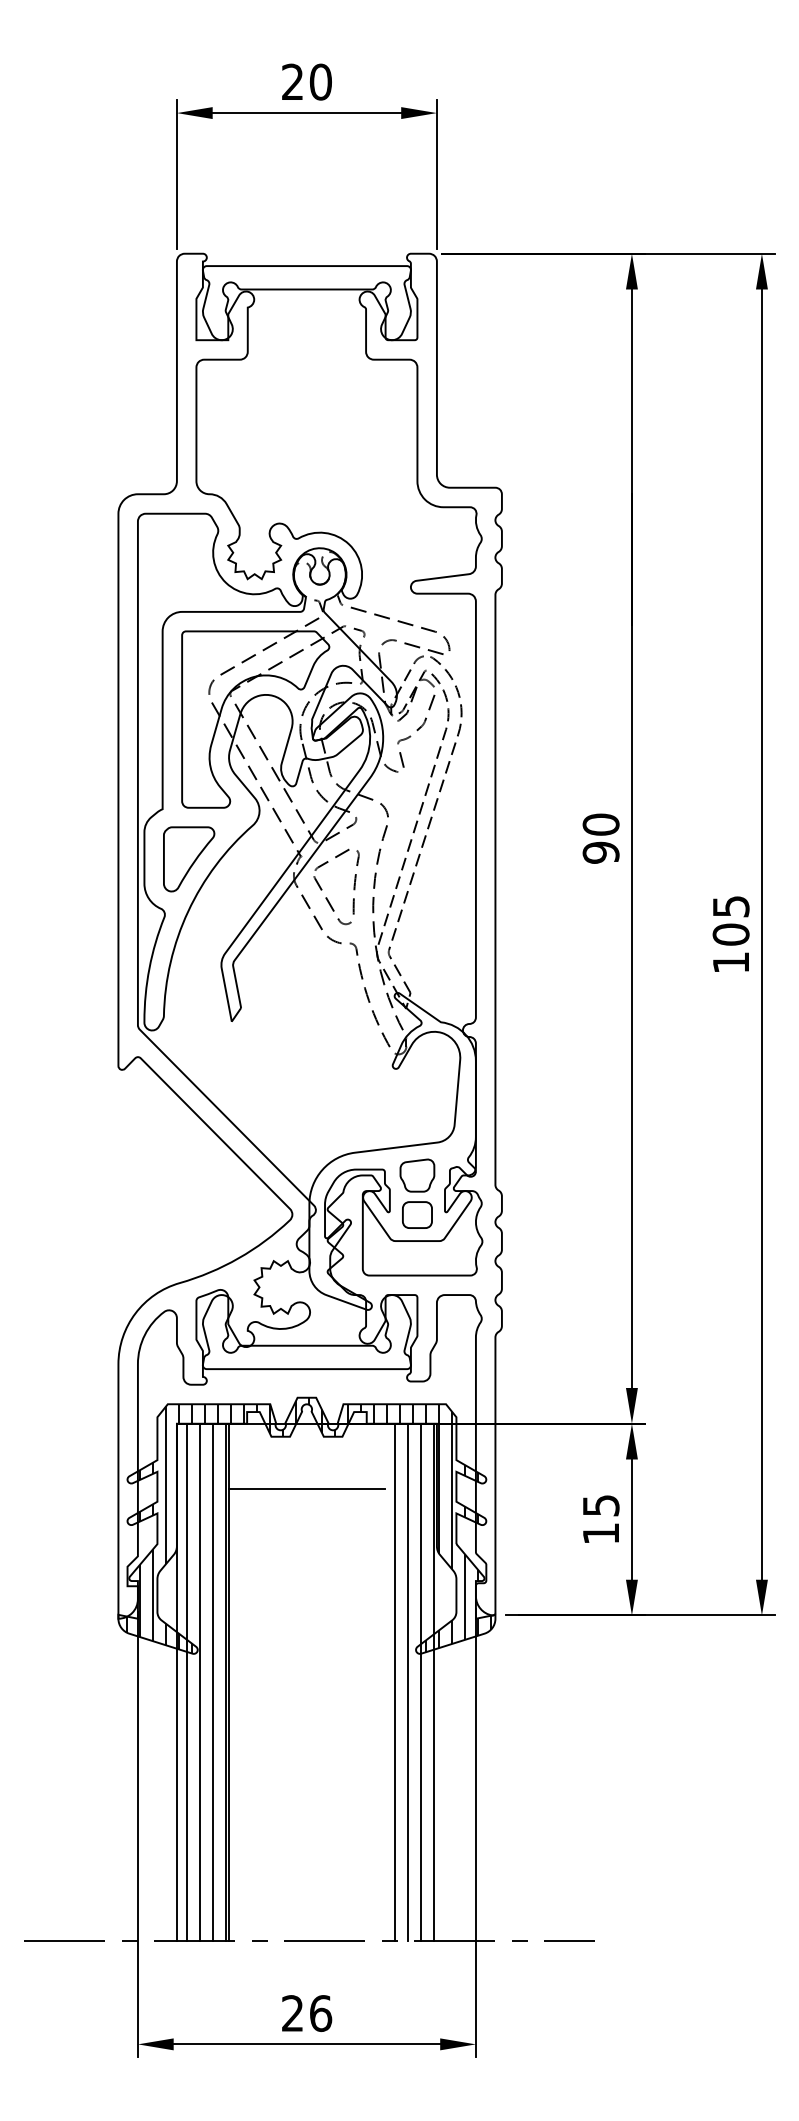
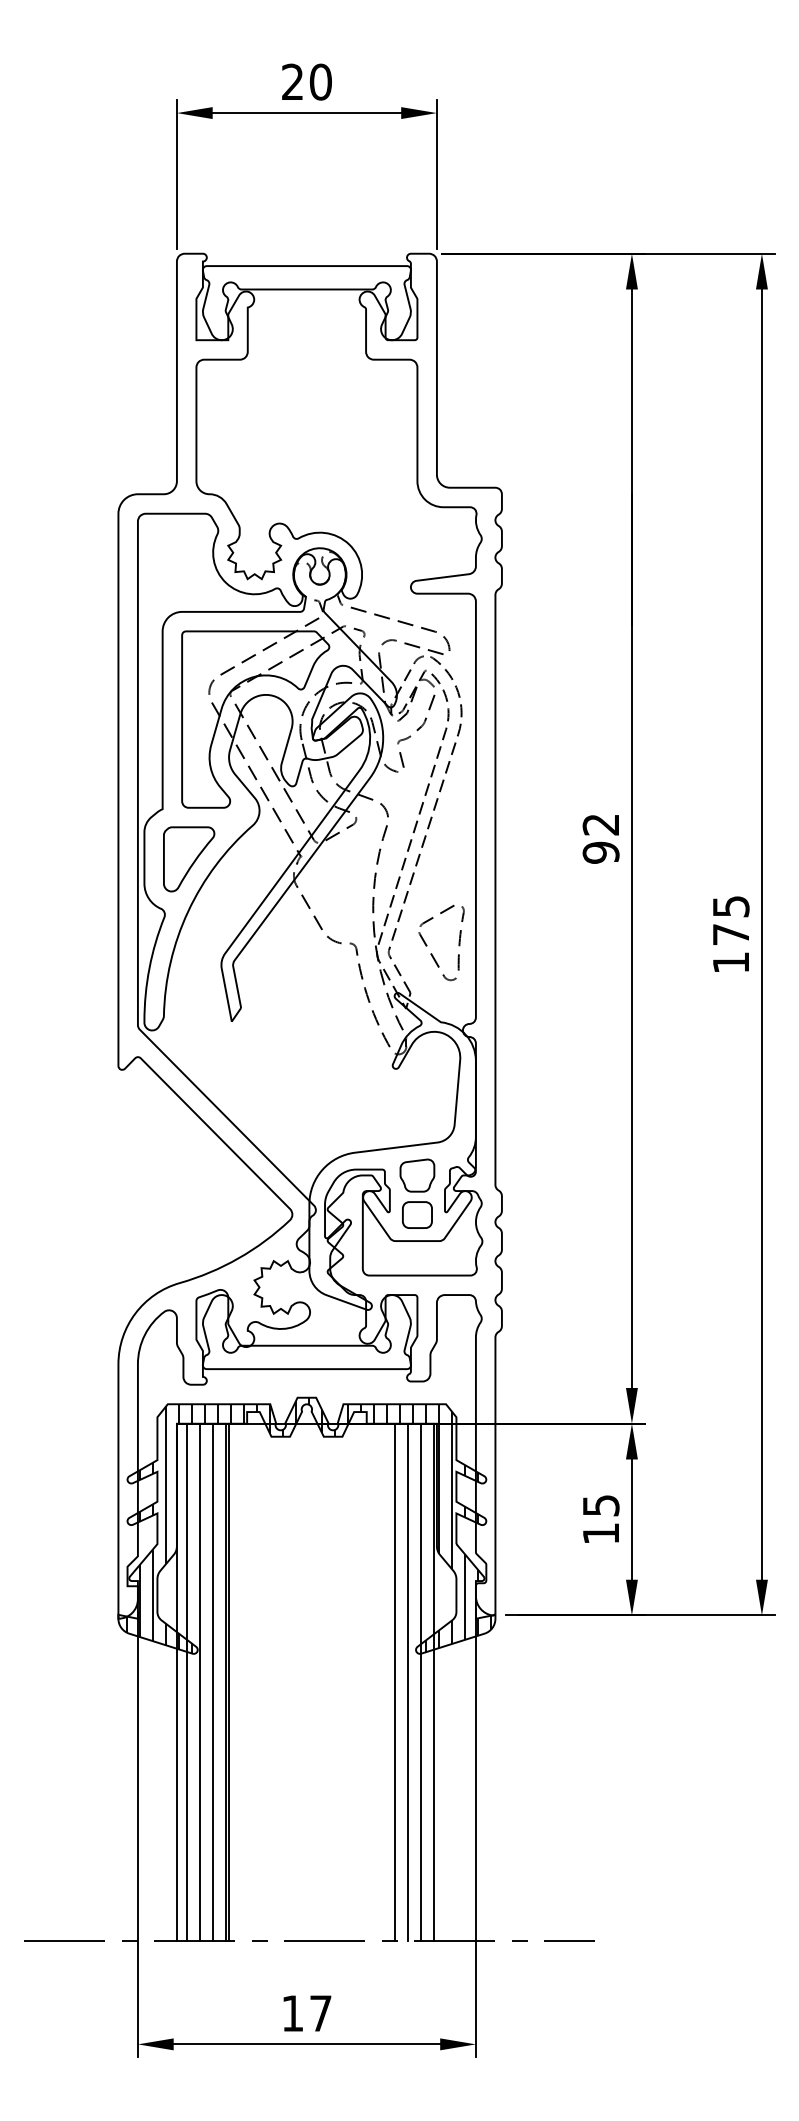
text: 90 -> 92 (600, 824)
part position: (327, 897) -> (432, 953) (432, 953)
text: 105 -> 175 (730, 934)
line: present -> none (306, 1488)
text: 26 -> 17 (307, 2013)
